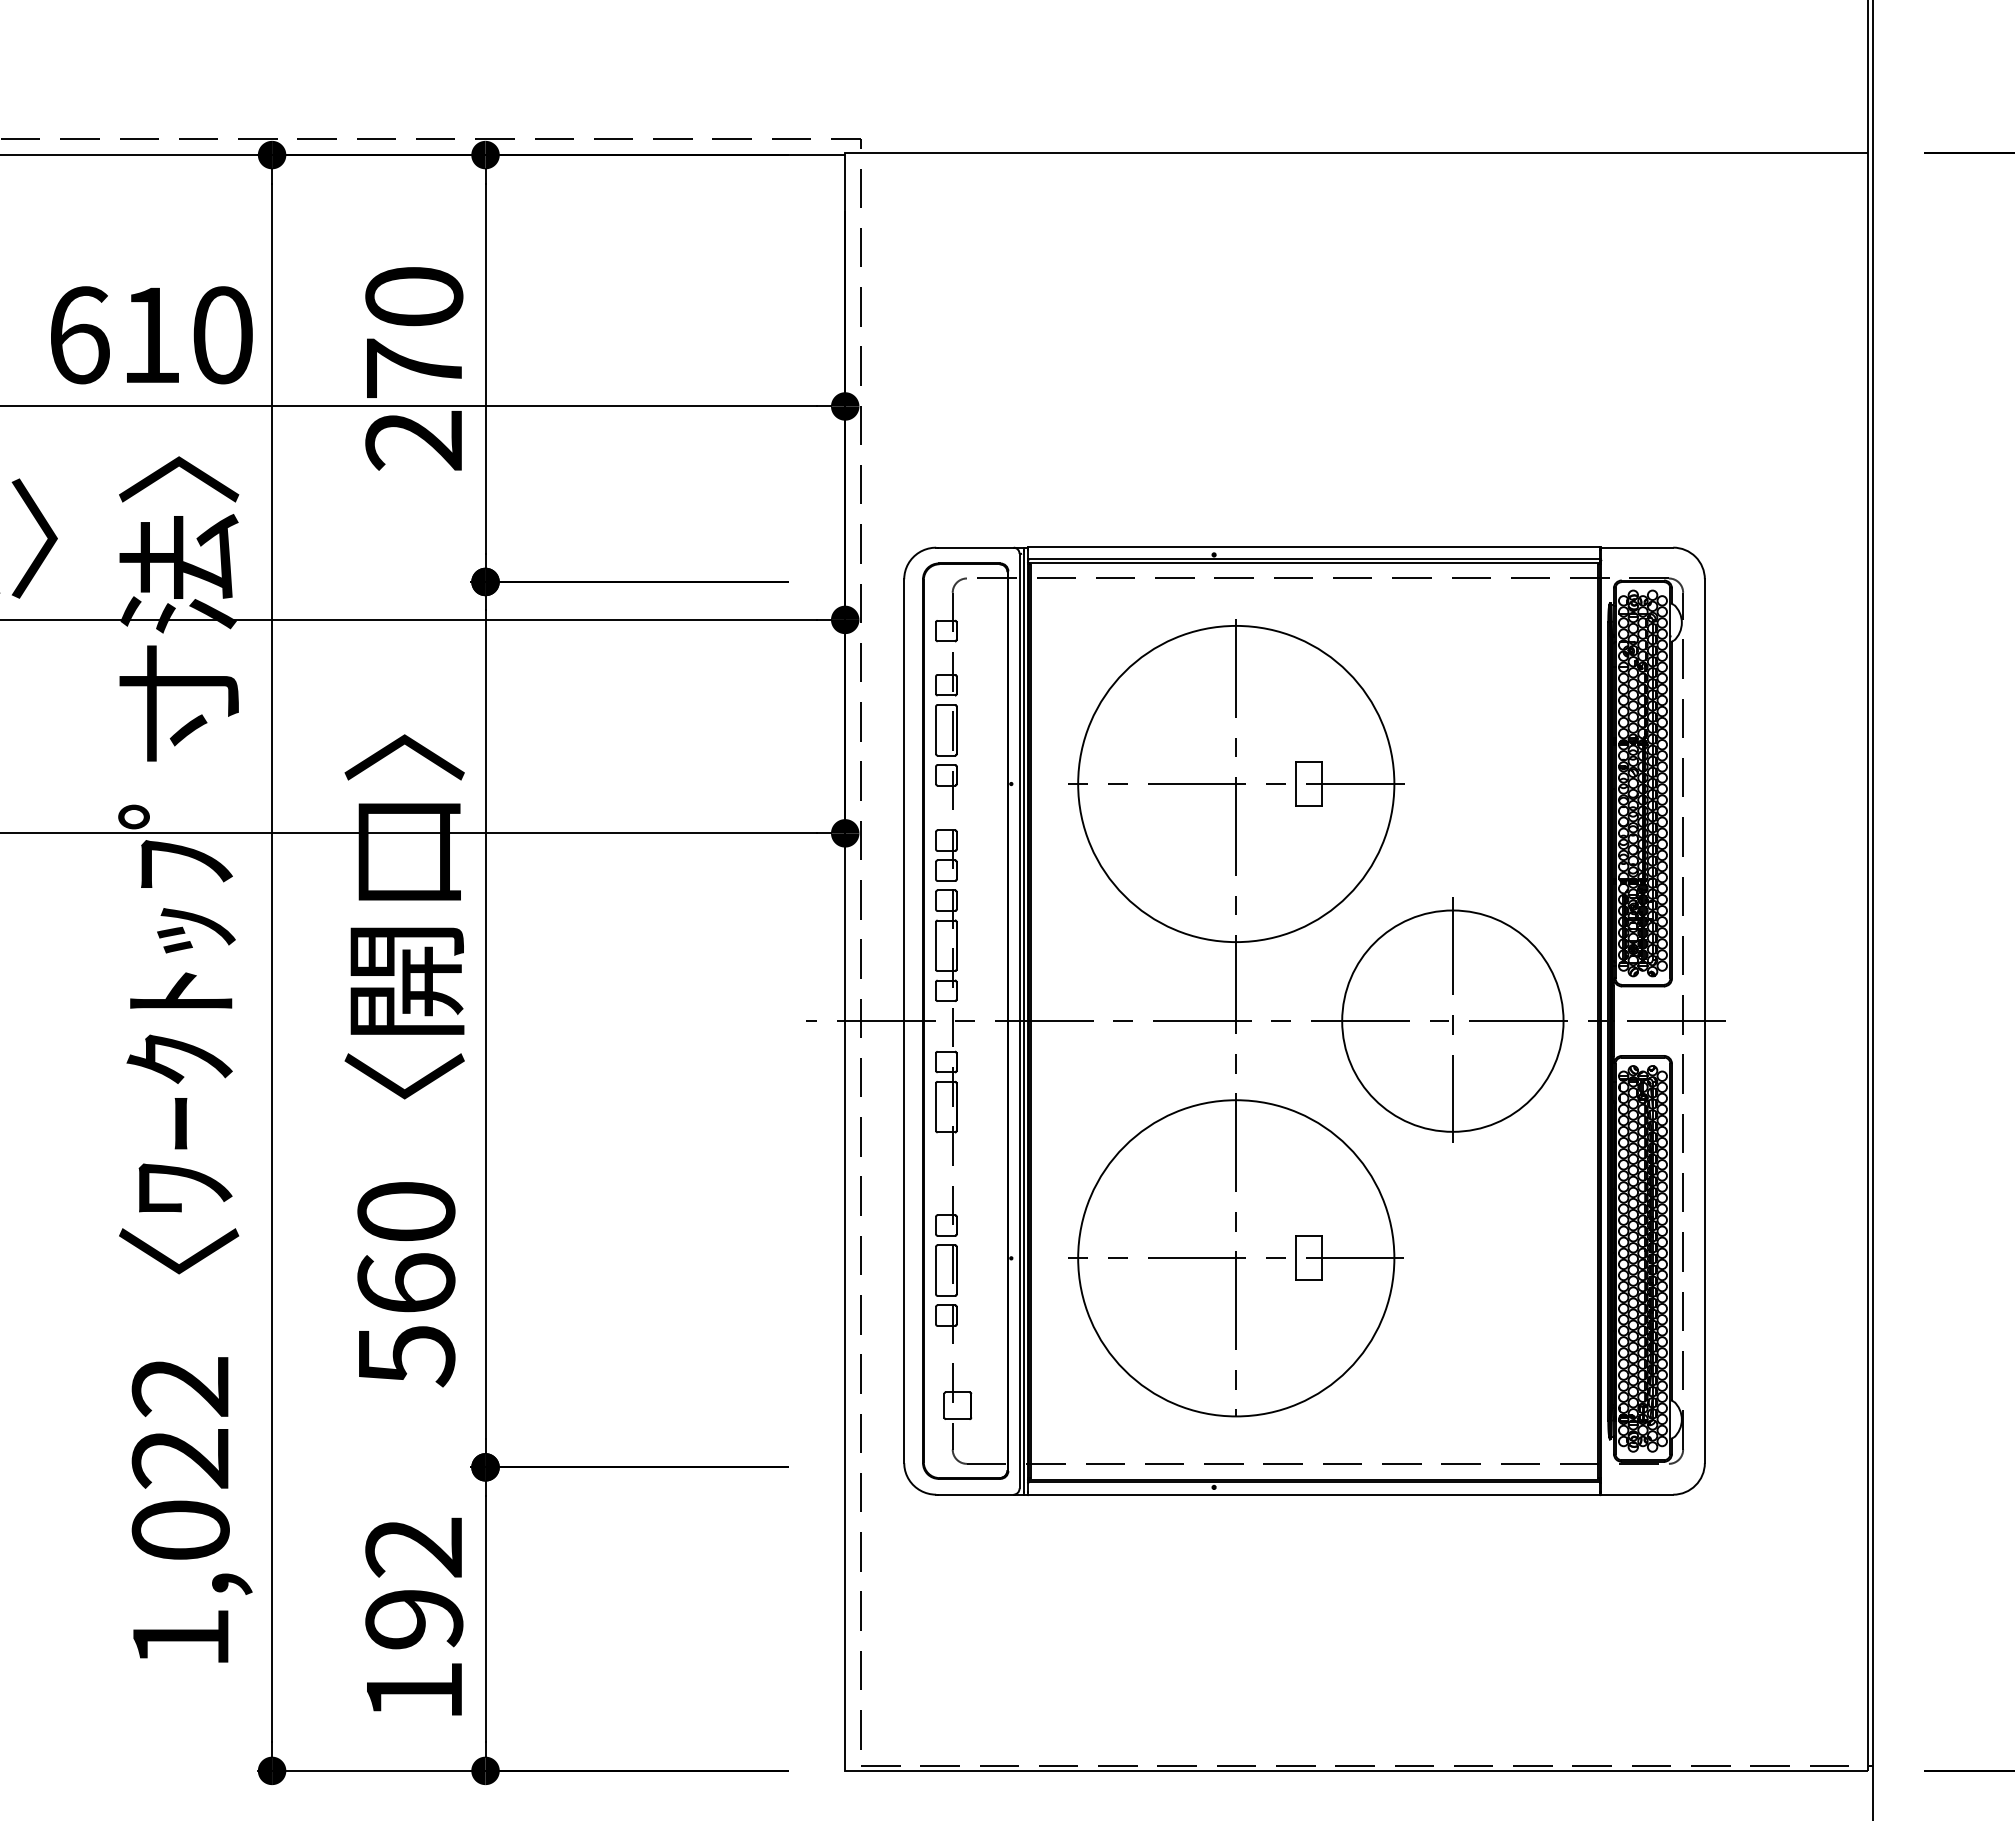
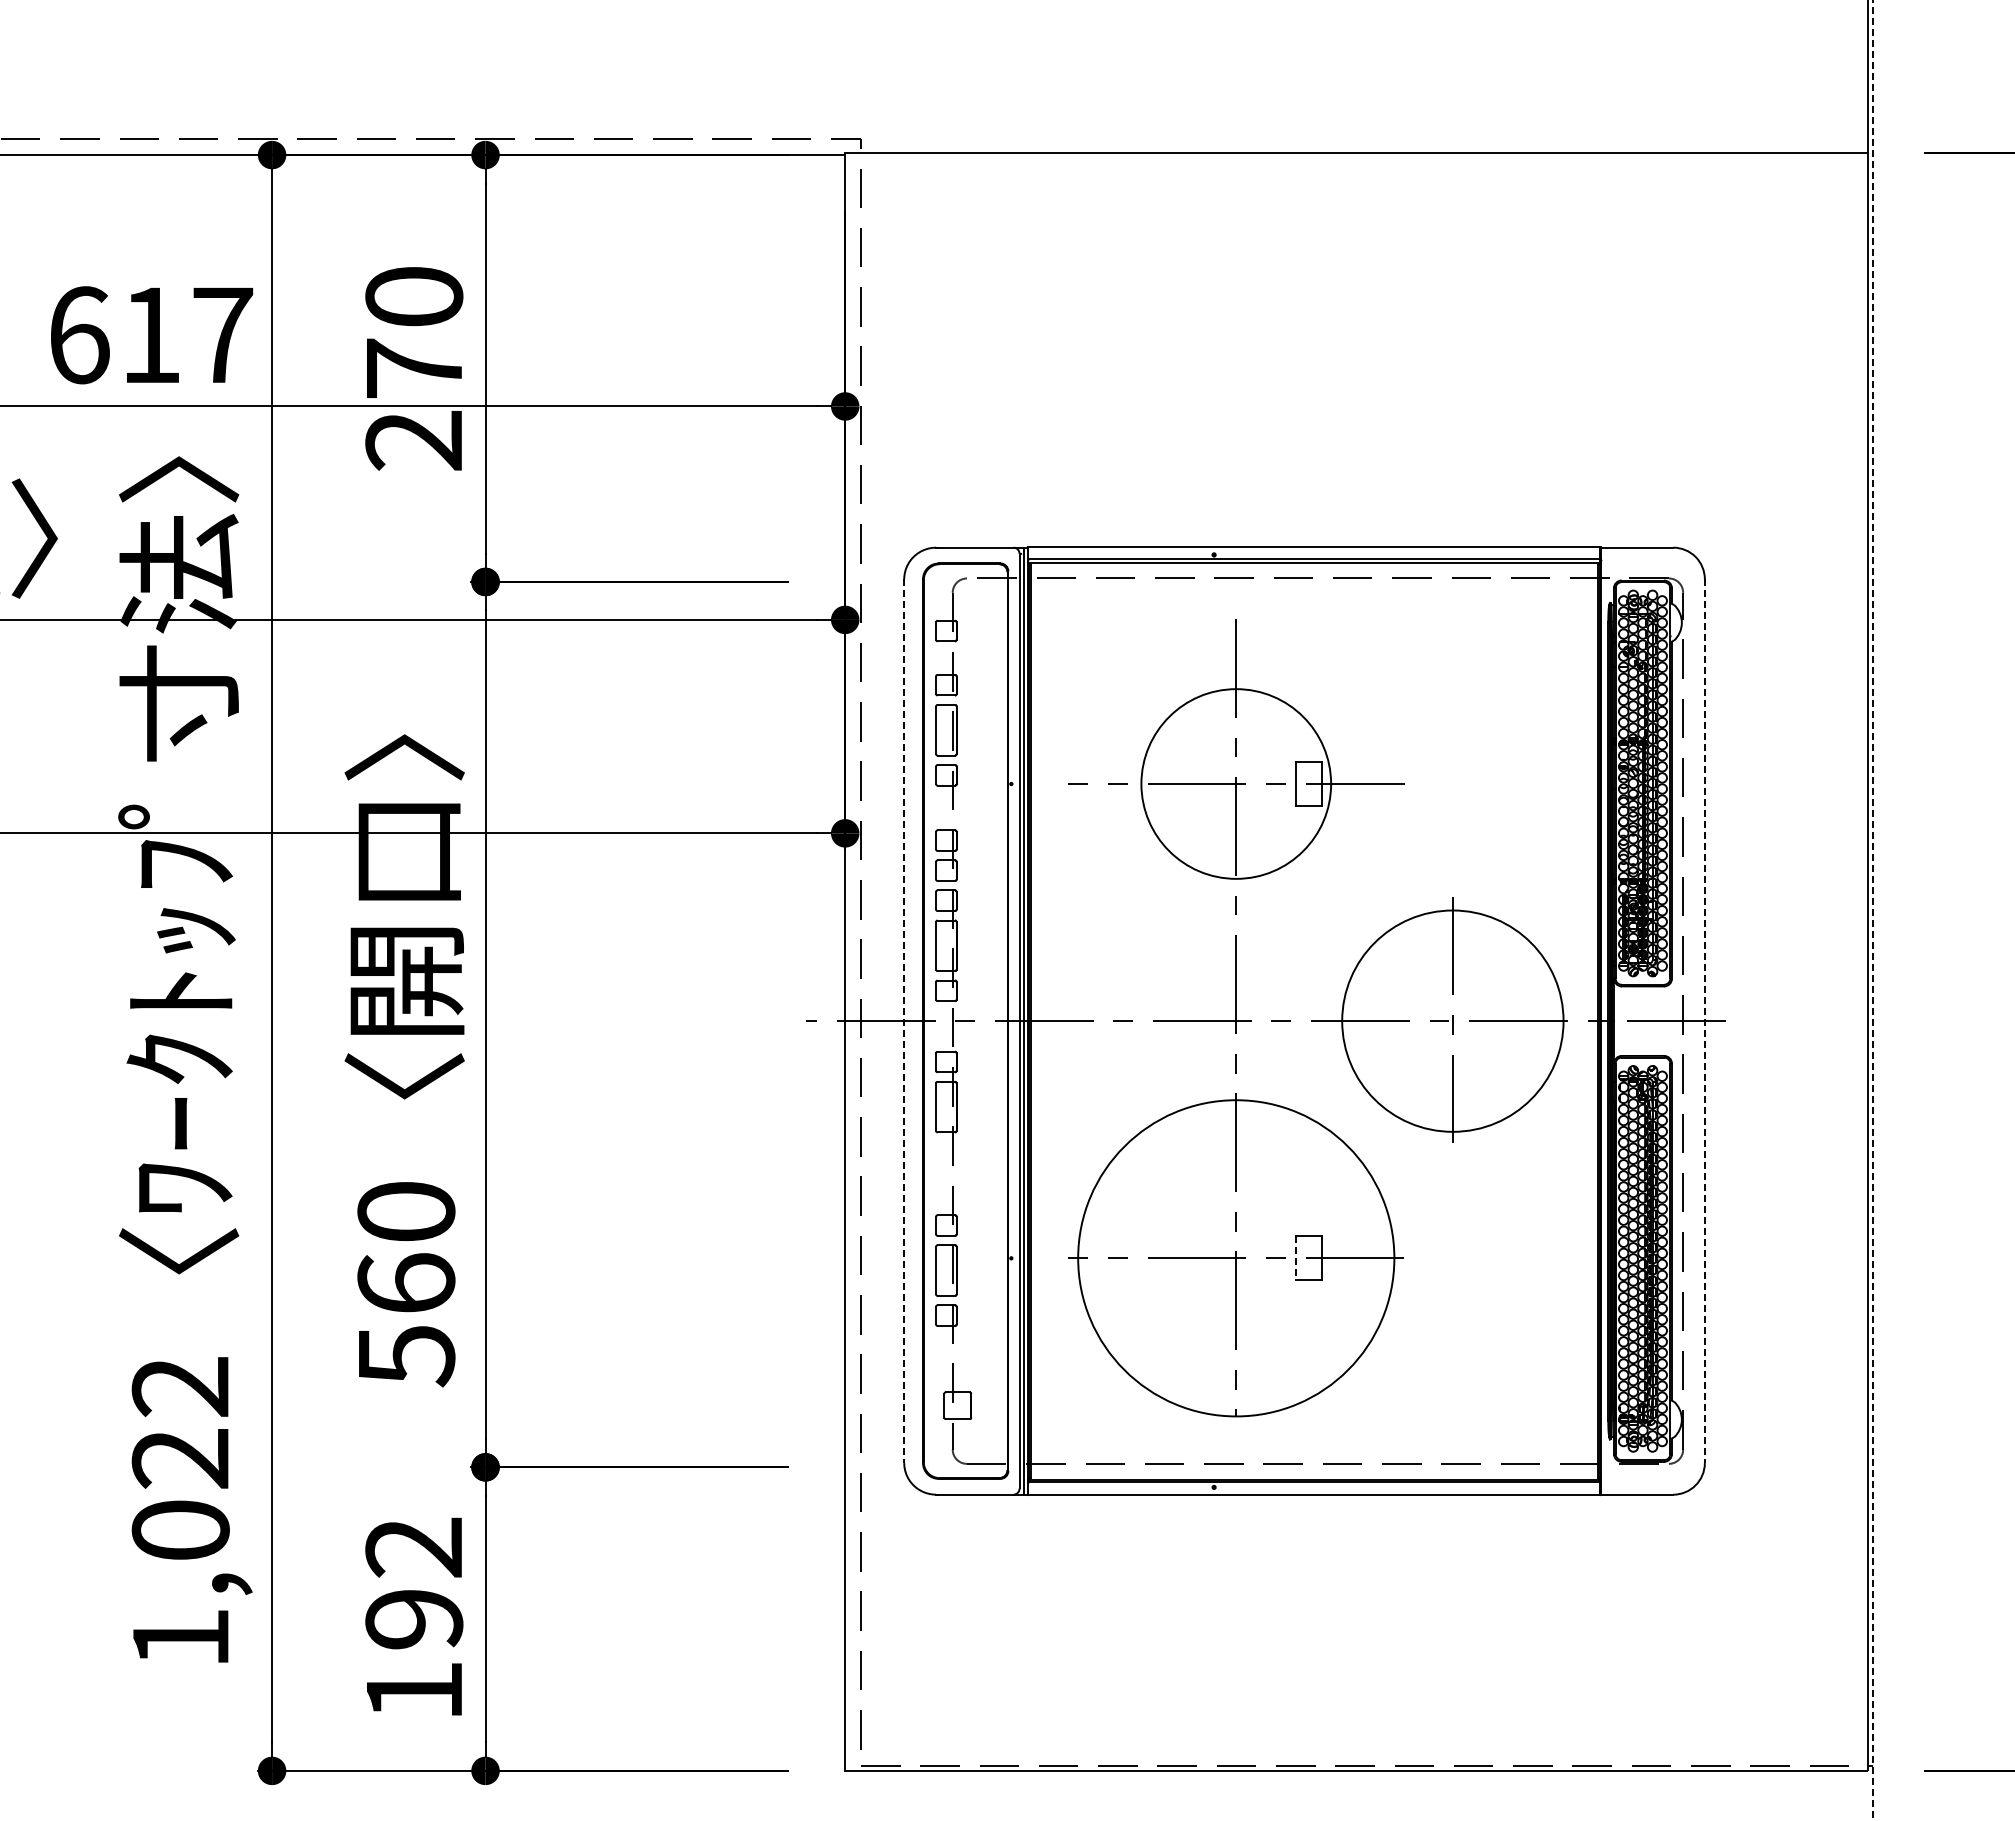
text: 610 -> 617 (223, 335)
circle diameter: 316 px -> 190 px (1236, 783)
line: solid -> dashed (1872, 910)
line: solid -> dashed (904, 1021)
line: solid -> dashed (1704, 1021)
line: solid -> dashed (1295, 1258)
